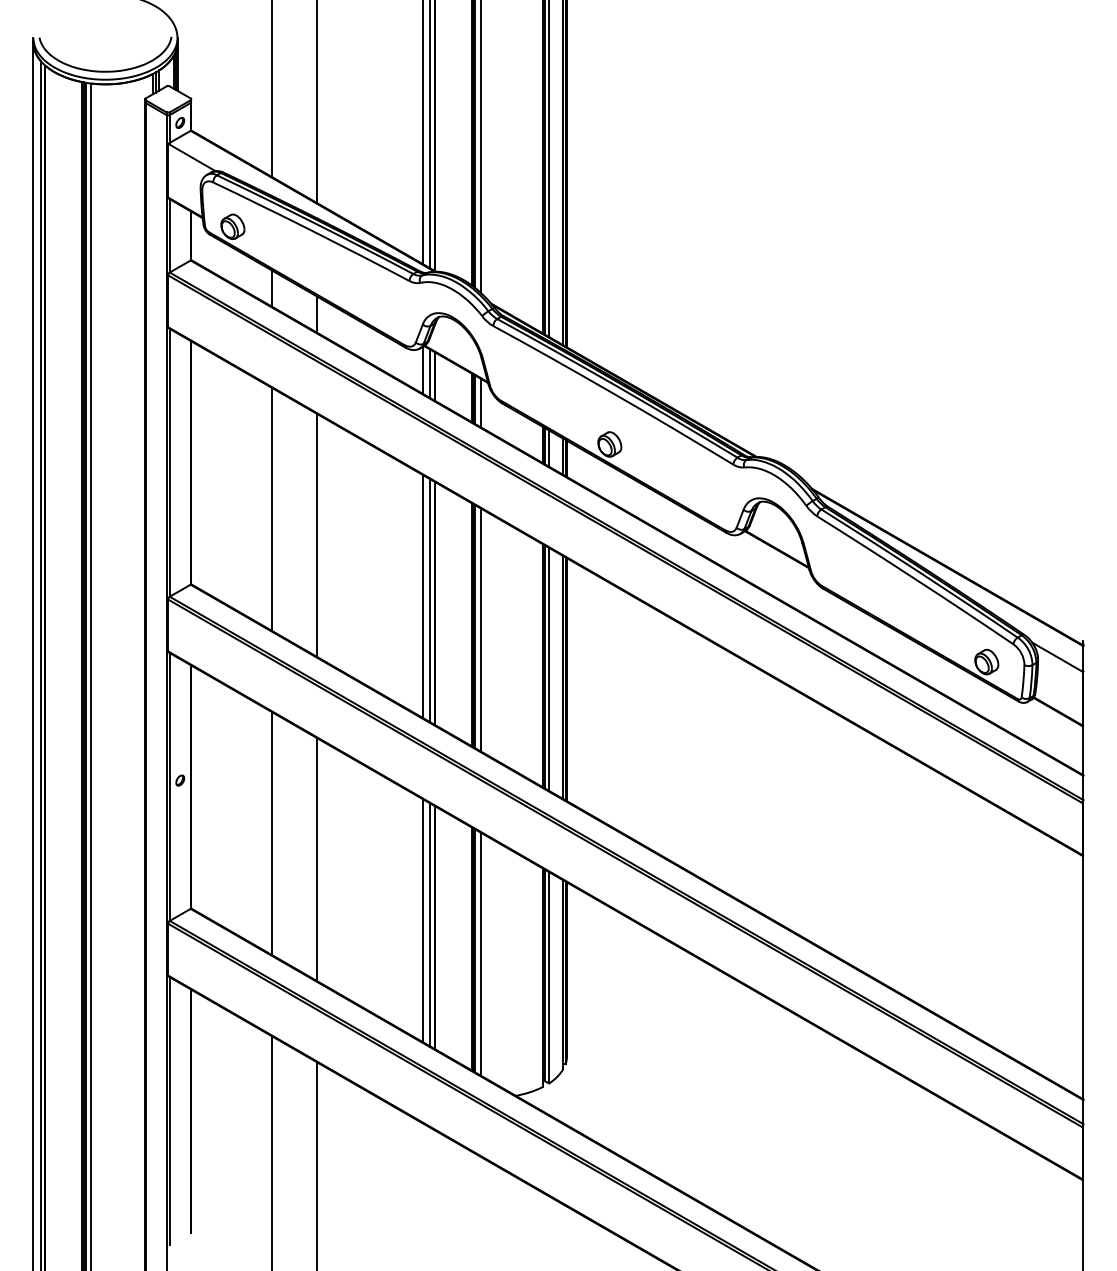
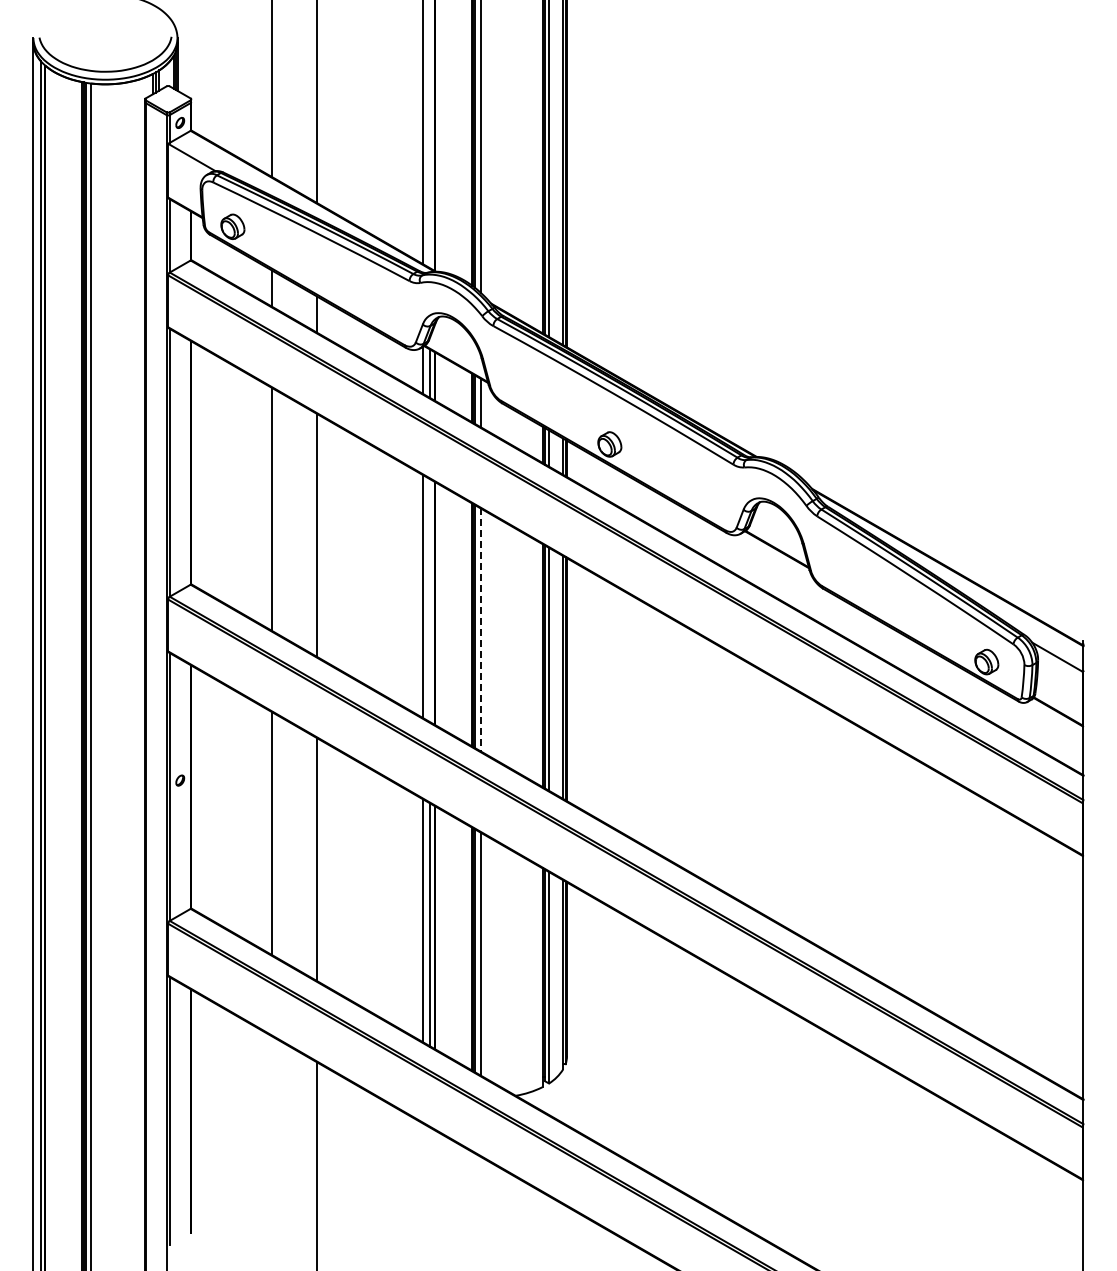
line: present -> none (430, 135)
line: present -> none (430, 600)
line: solid -> dashed (480, 629)
line: present -> none (272, 1151)
